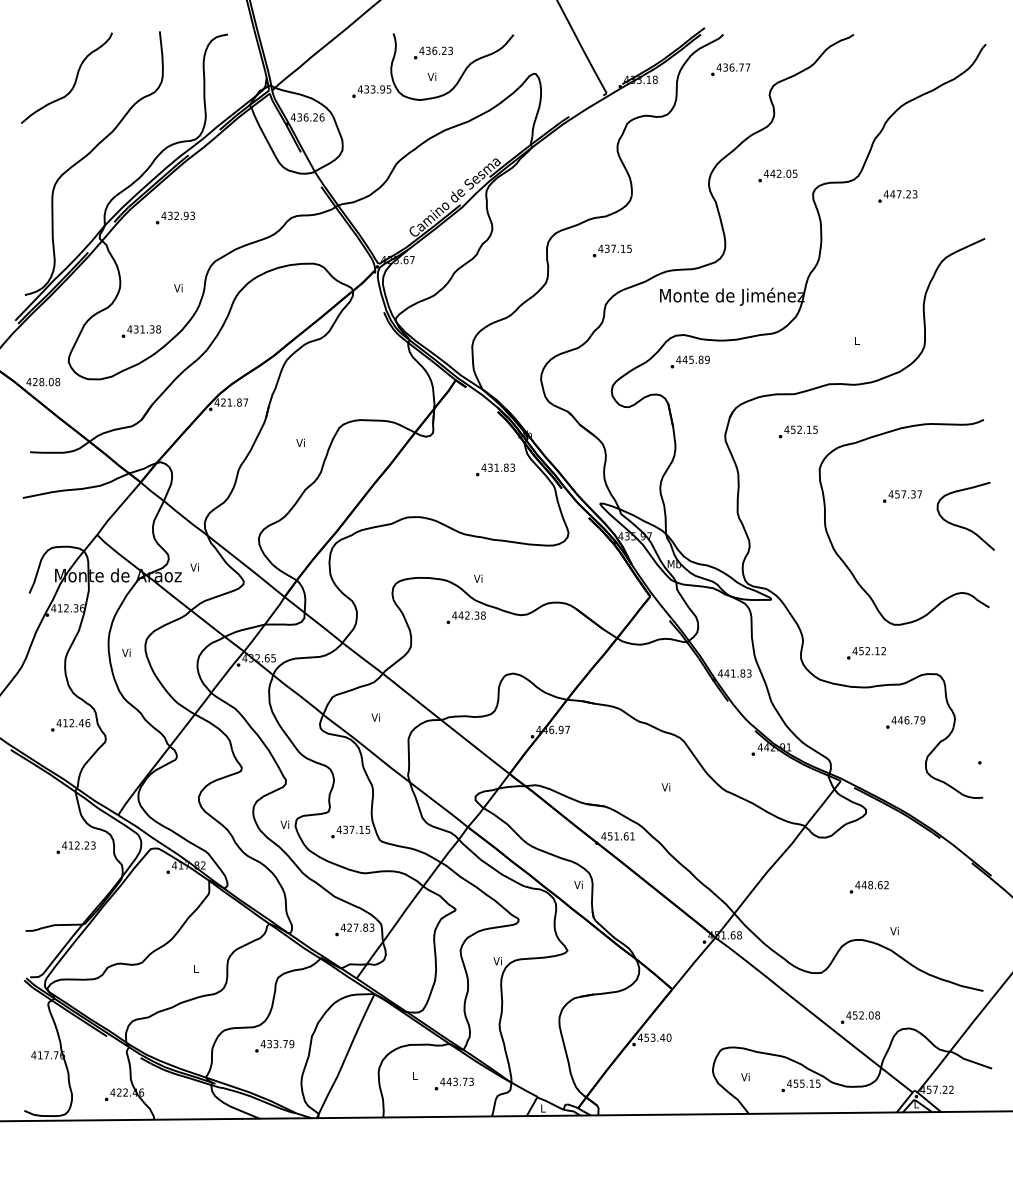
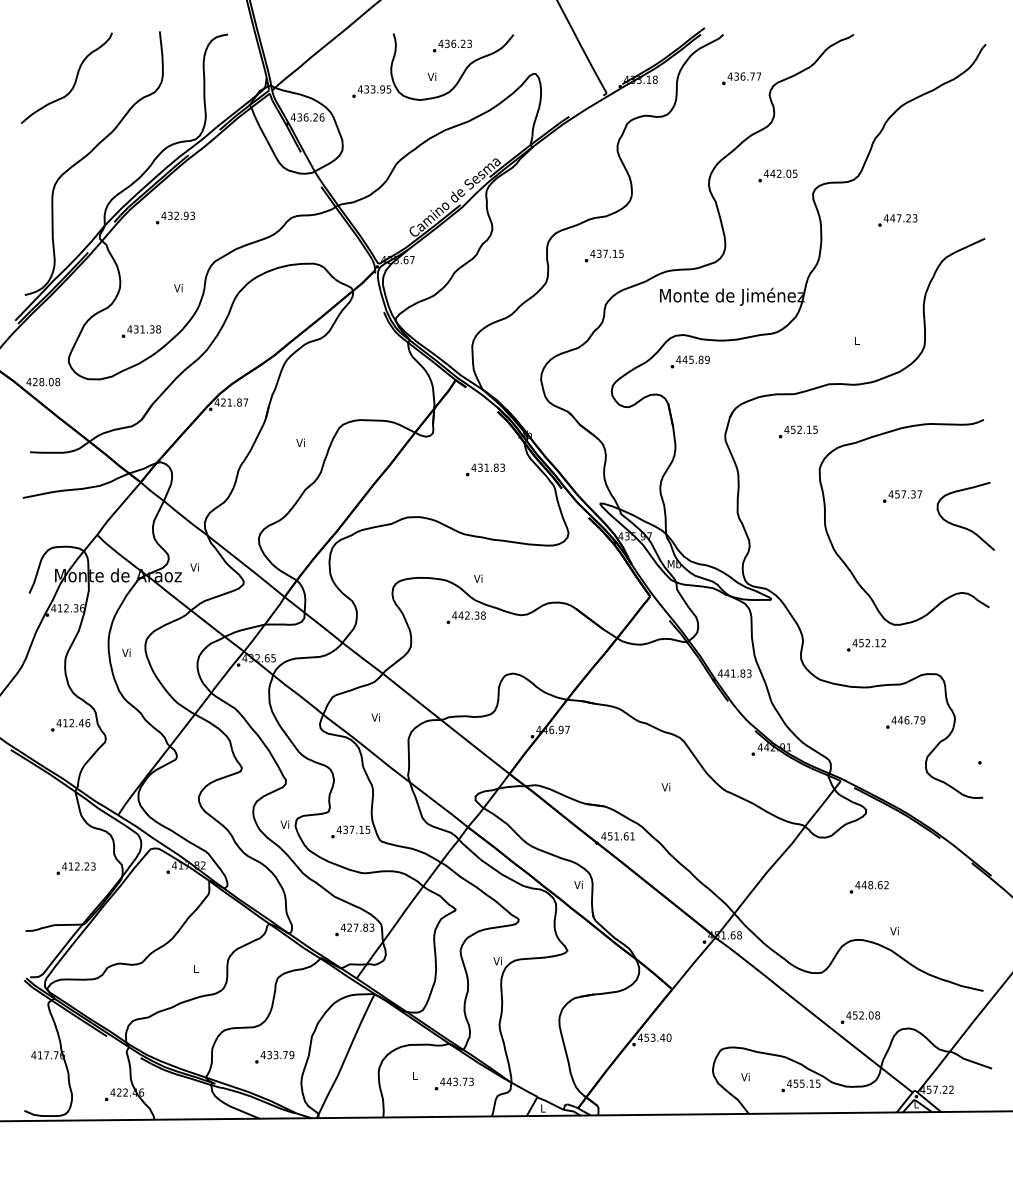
text position: (433, 52) -> (452, 45) (452, 45)
text position: (730, 69) -> (741, 78) (741, 78)
text position: (897, 196) -> (897, 220) (897, 220)
text position: (611, 250) -> (603, 255) (603, 255)
text position: (495, 469) -> (485, 469) (485, 469)
text position: (866, 653) -> (866, 645) (866, 645)
text position: (75, 847) -> (75, 868) (75, 868)
text position: (274, 1046) -> (274, 1057) (274, 1057)
